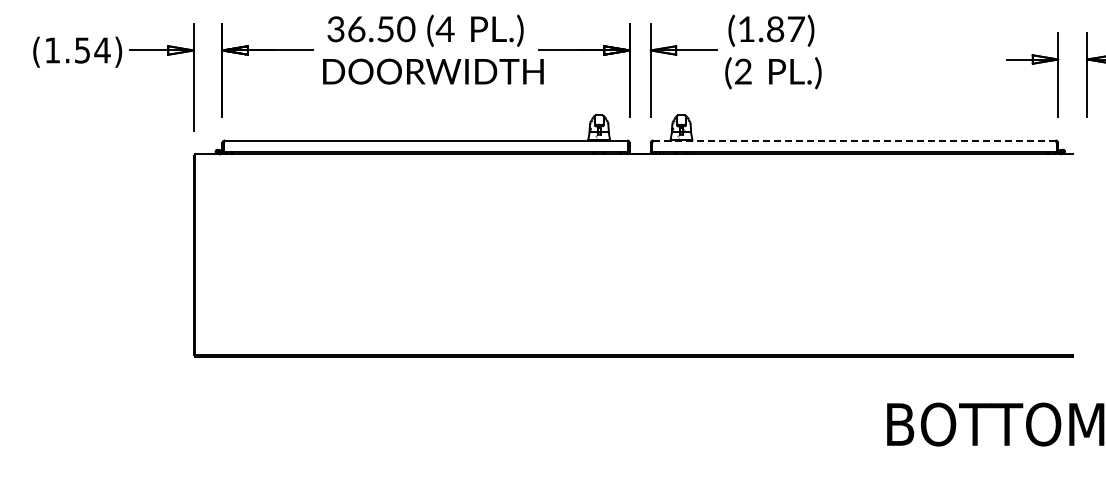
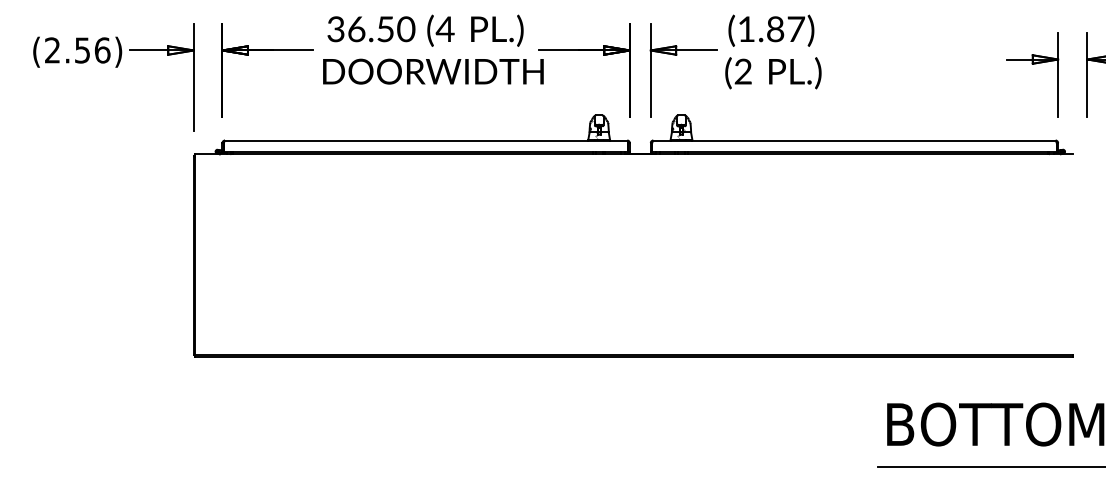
text: (1.54) -> (2.56) (77, 50)
line: dashed -> solid (854, 140)
line: none -> present (989, 466)
